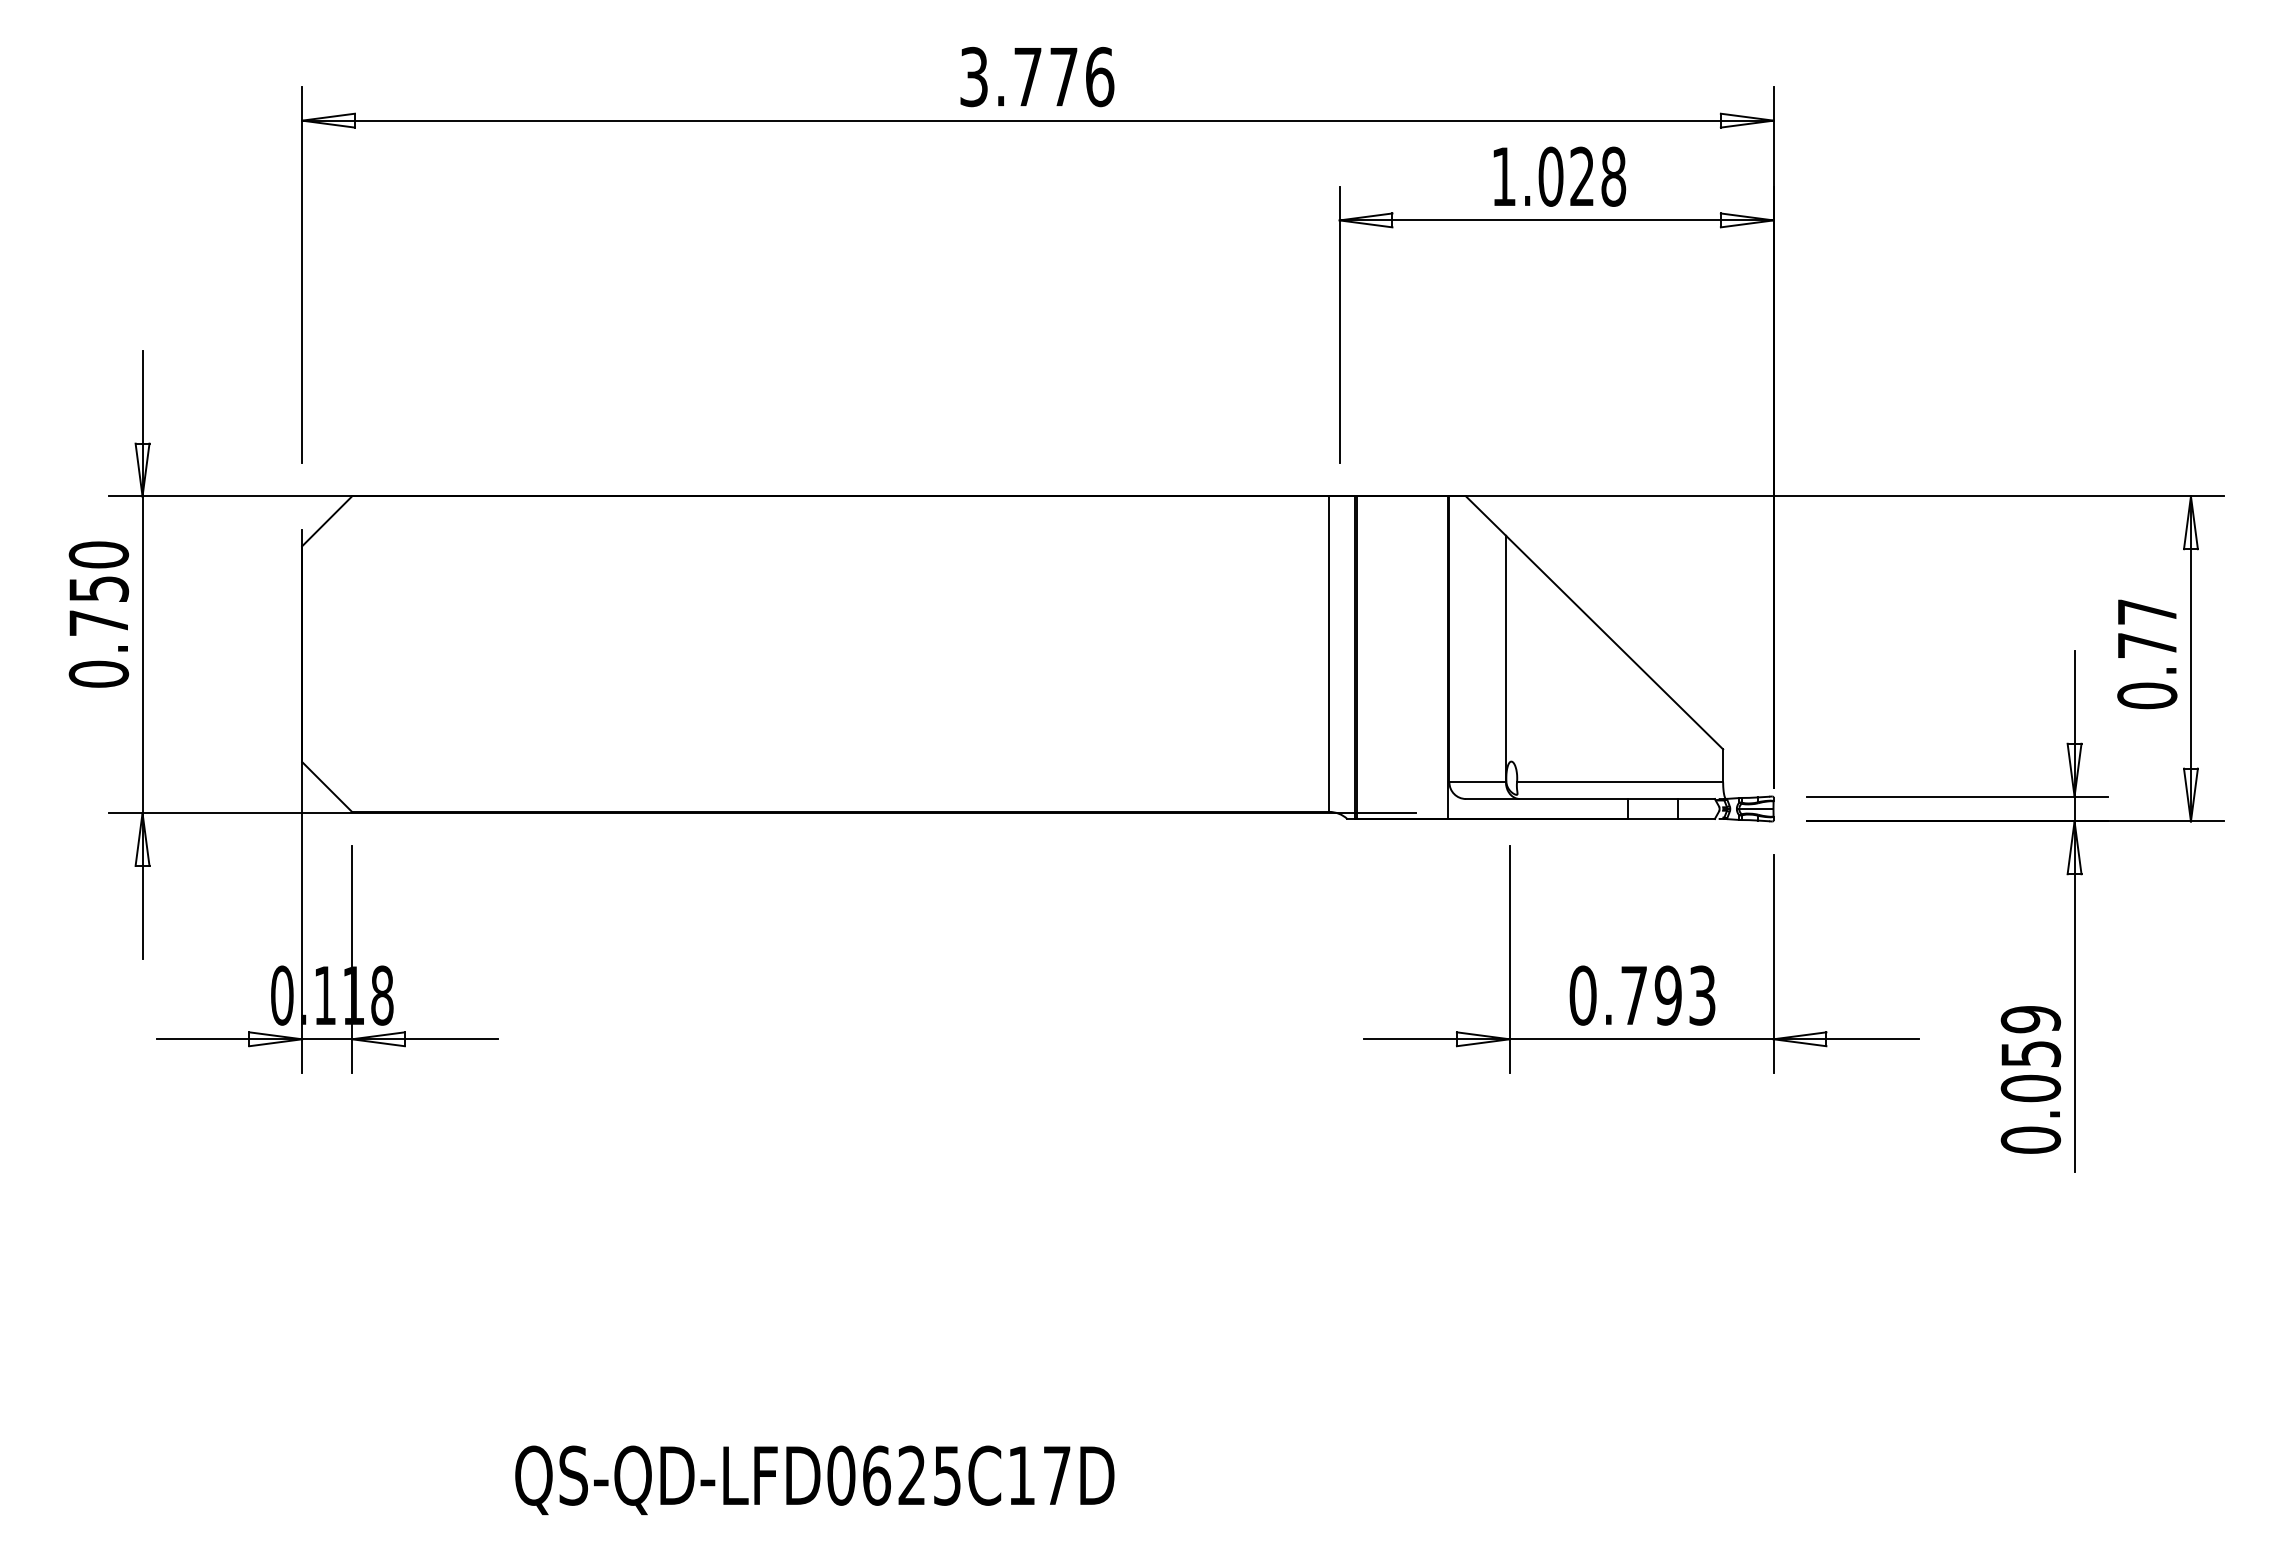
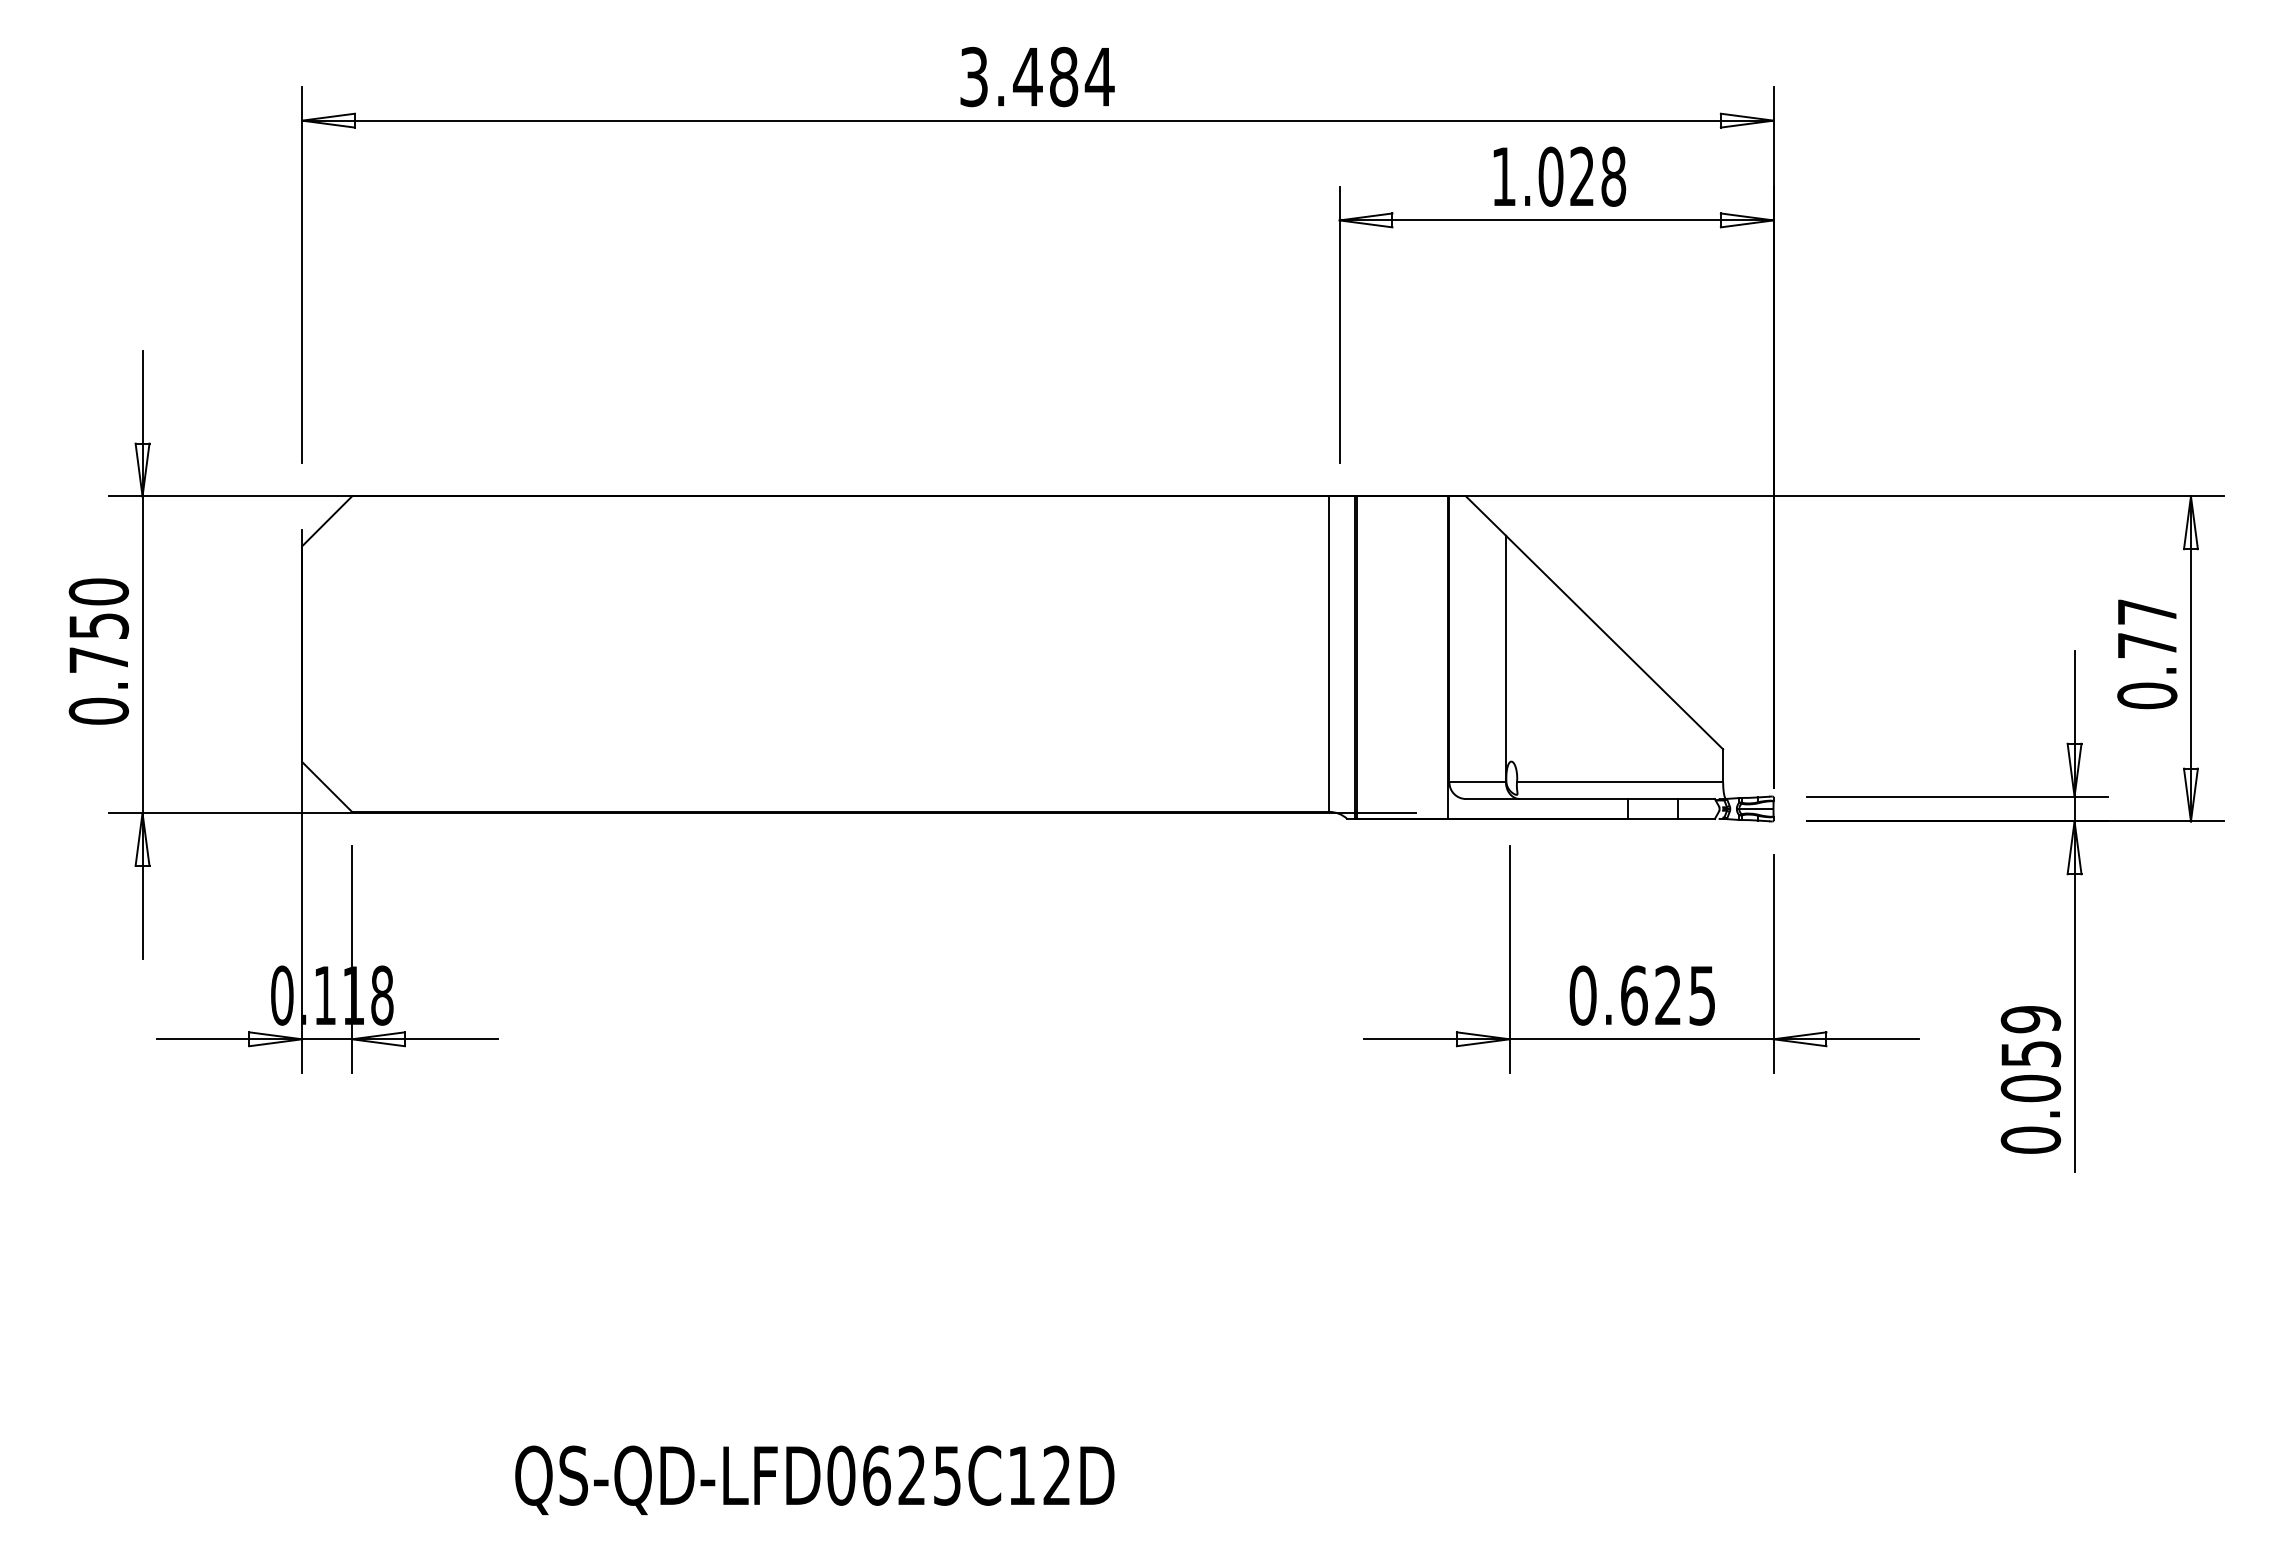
text: 3.776 -> 3.484 (1063, 76)
text position: (98, 614) -> (98, 651) (98, 651)
text: 0.793 -> 0.625 (1668, 995)
text: QS-QD-LFD0625C17D -> QS-QD-LFD0625C12D (1056, 1474)
